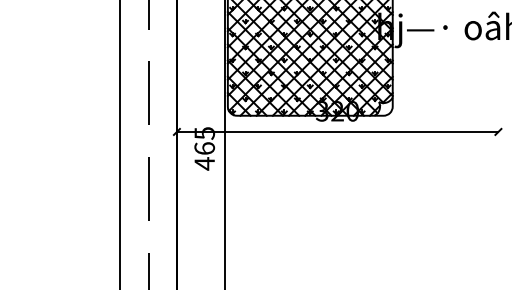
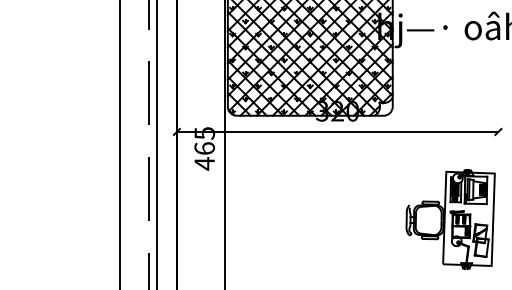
line: none -> present (156, 144)
part: none -> present (450, 219)
